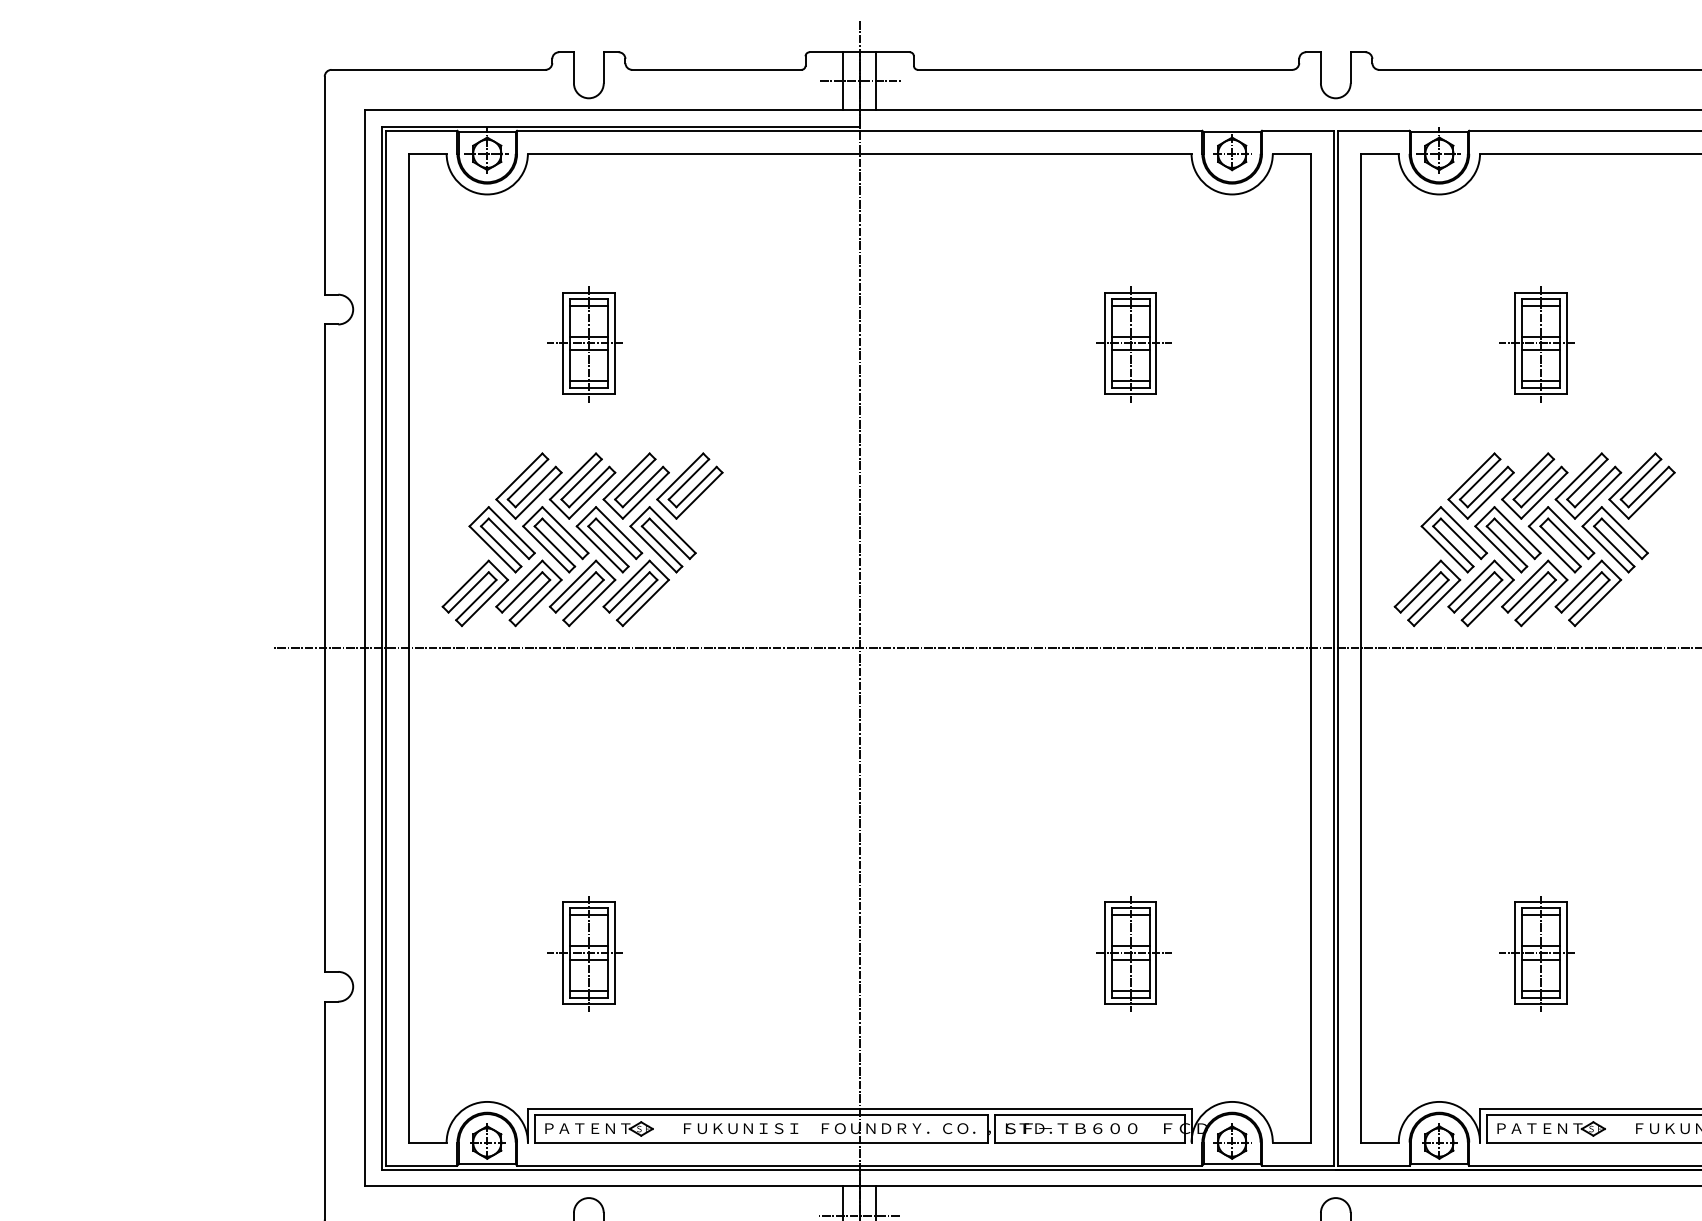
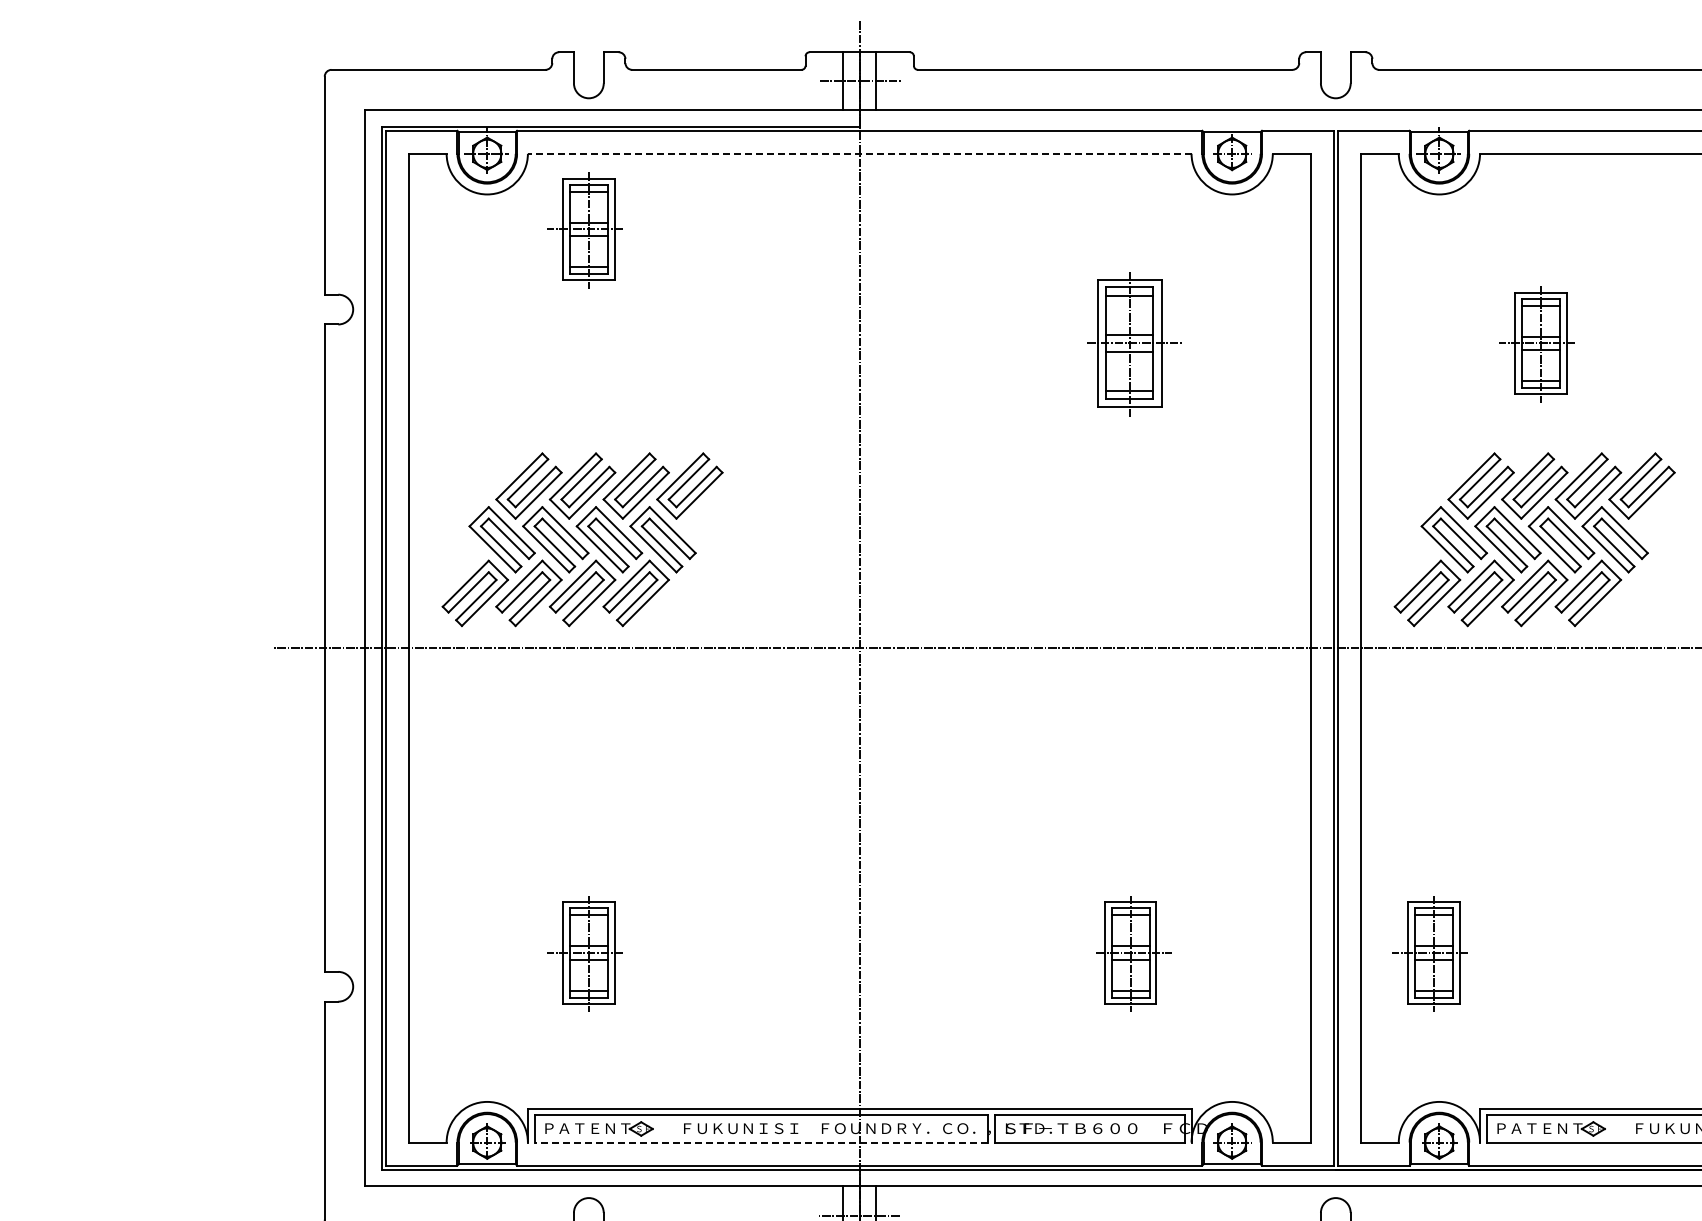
line: solid -> dashed (859, 153)
part position: (584, 344) -> (584, 230) (584, 230)
part size: 76x117 px -> 95x145 px (1134, 344)
part position: (1536, 953) -> (1429, 953) (1429, 953)
line: solid -> dashed (761, 1142)
